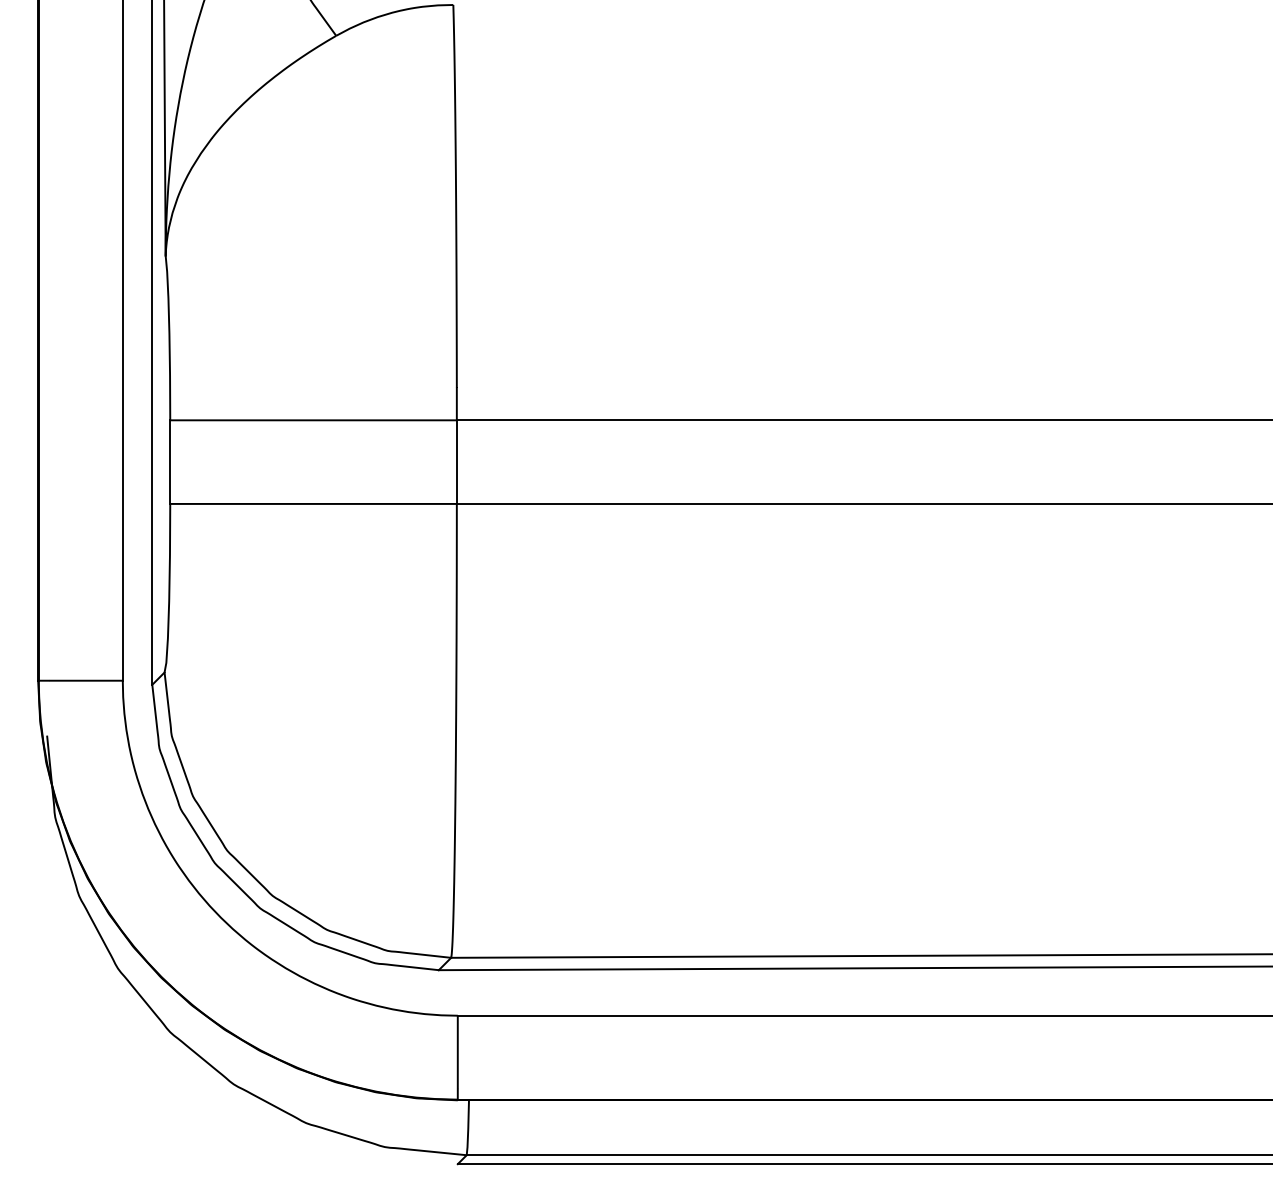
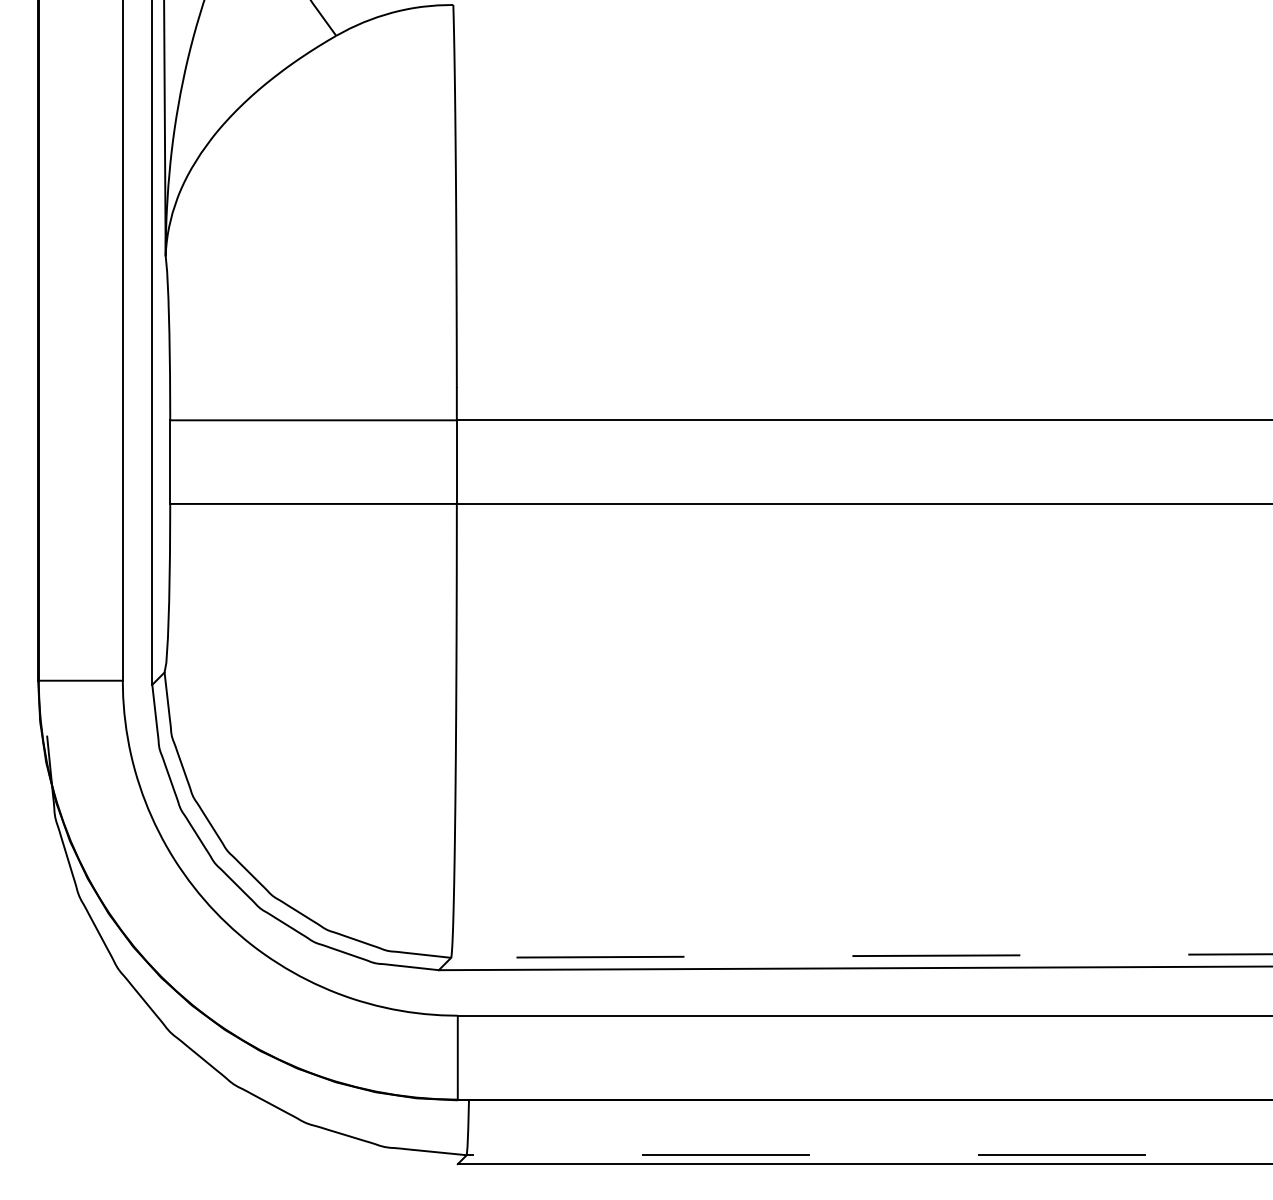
line: solid -> dashed (861, 956)
line: solid -> dashed (868, 1155)
